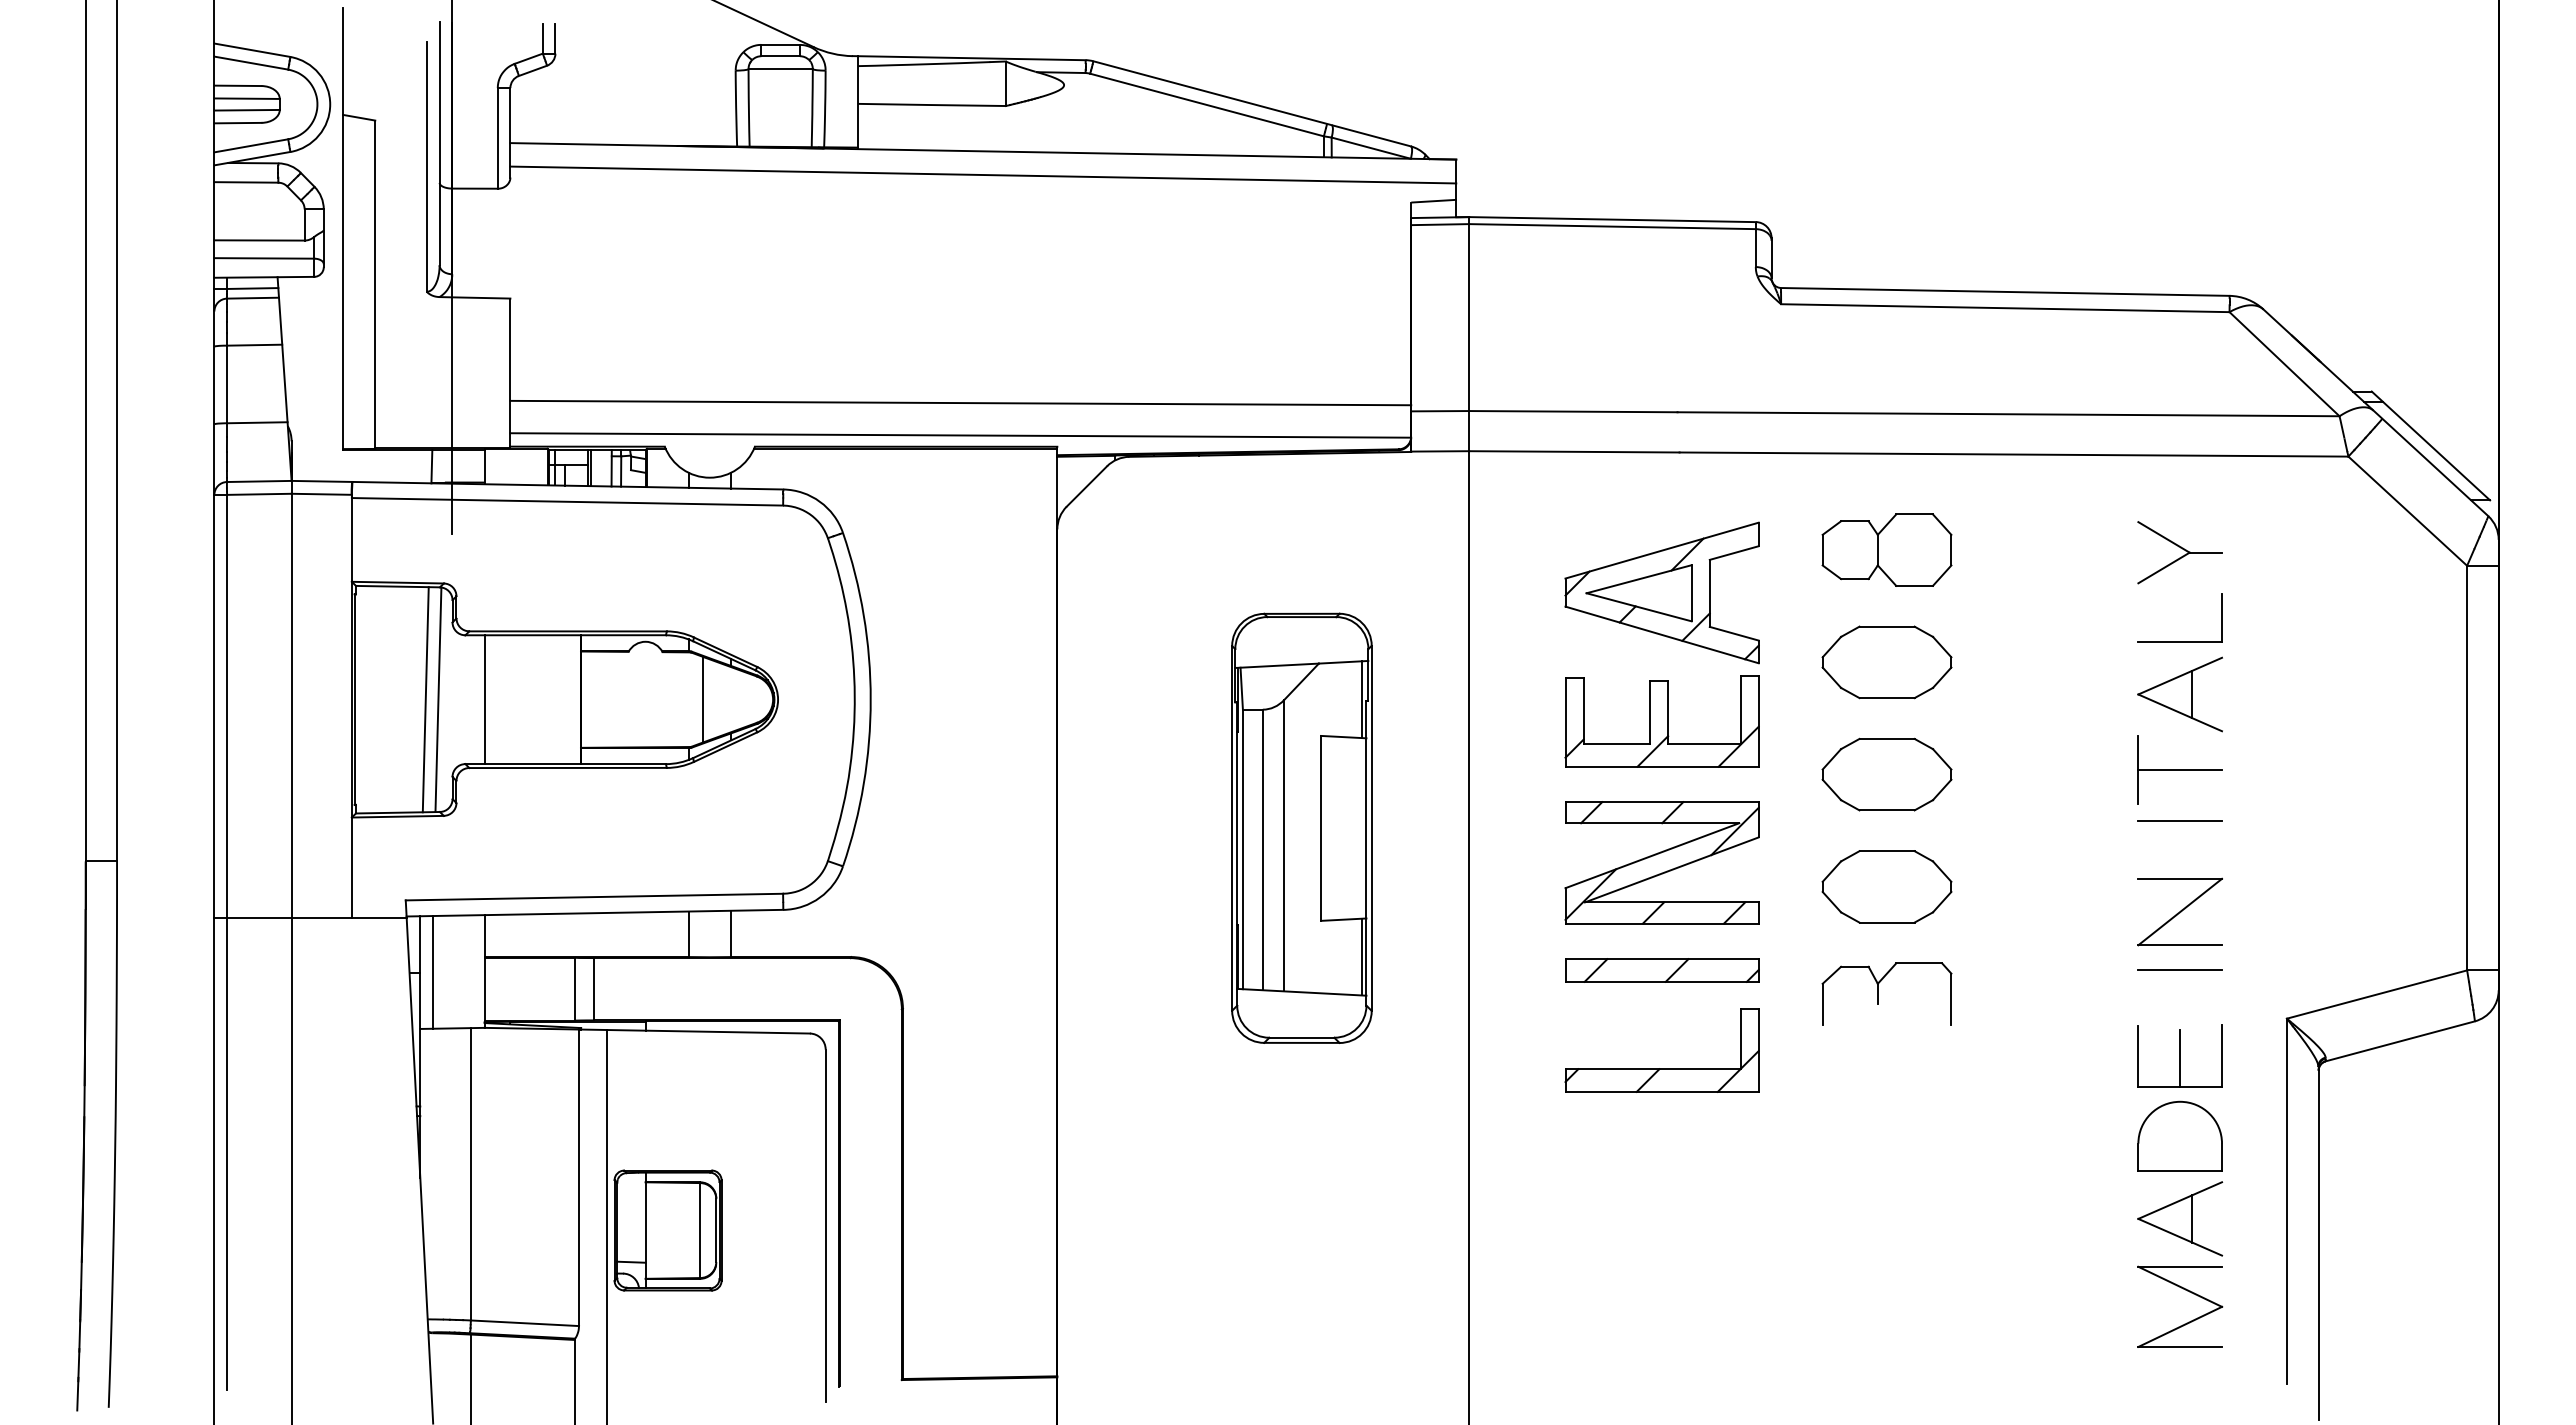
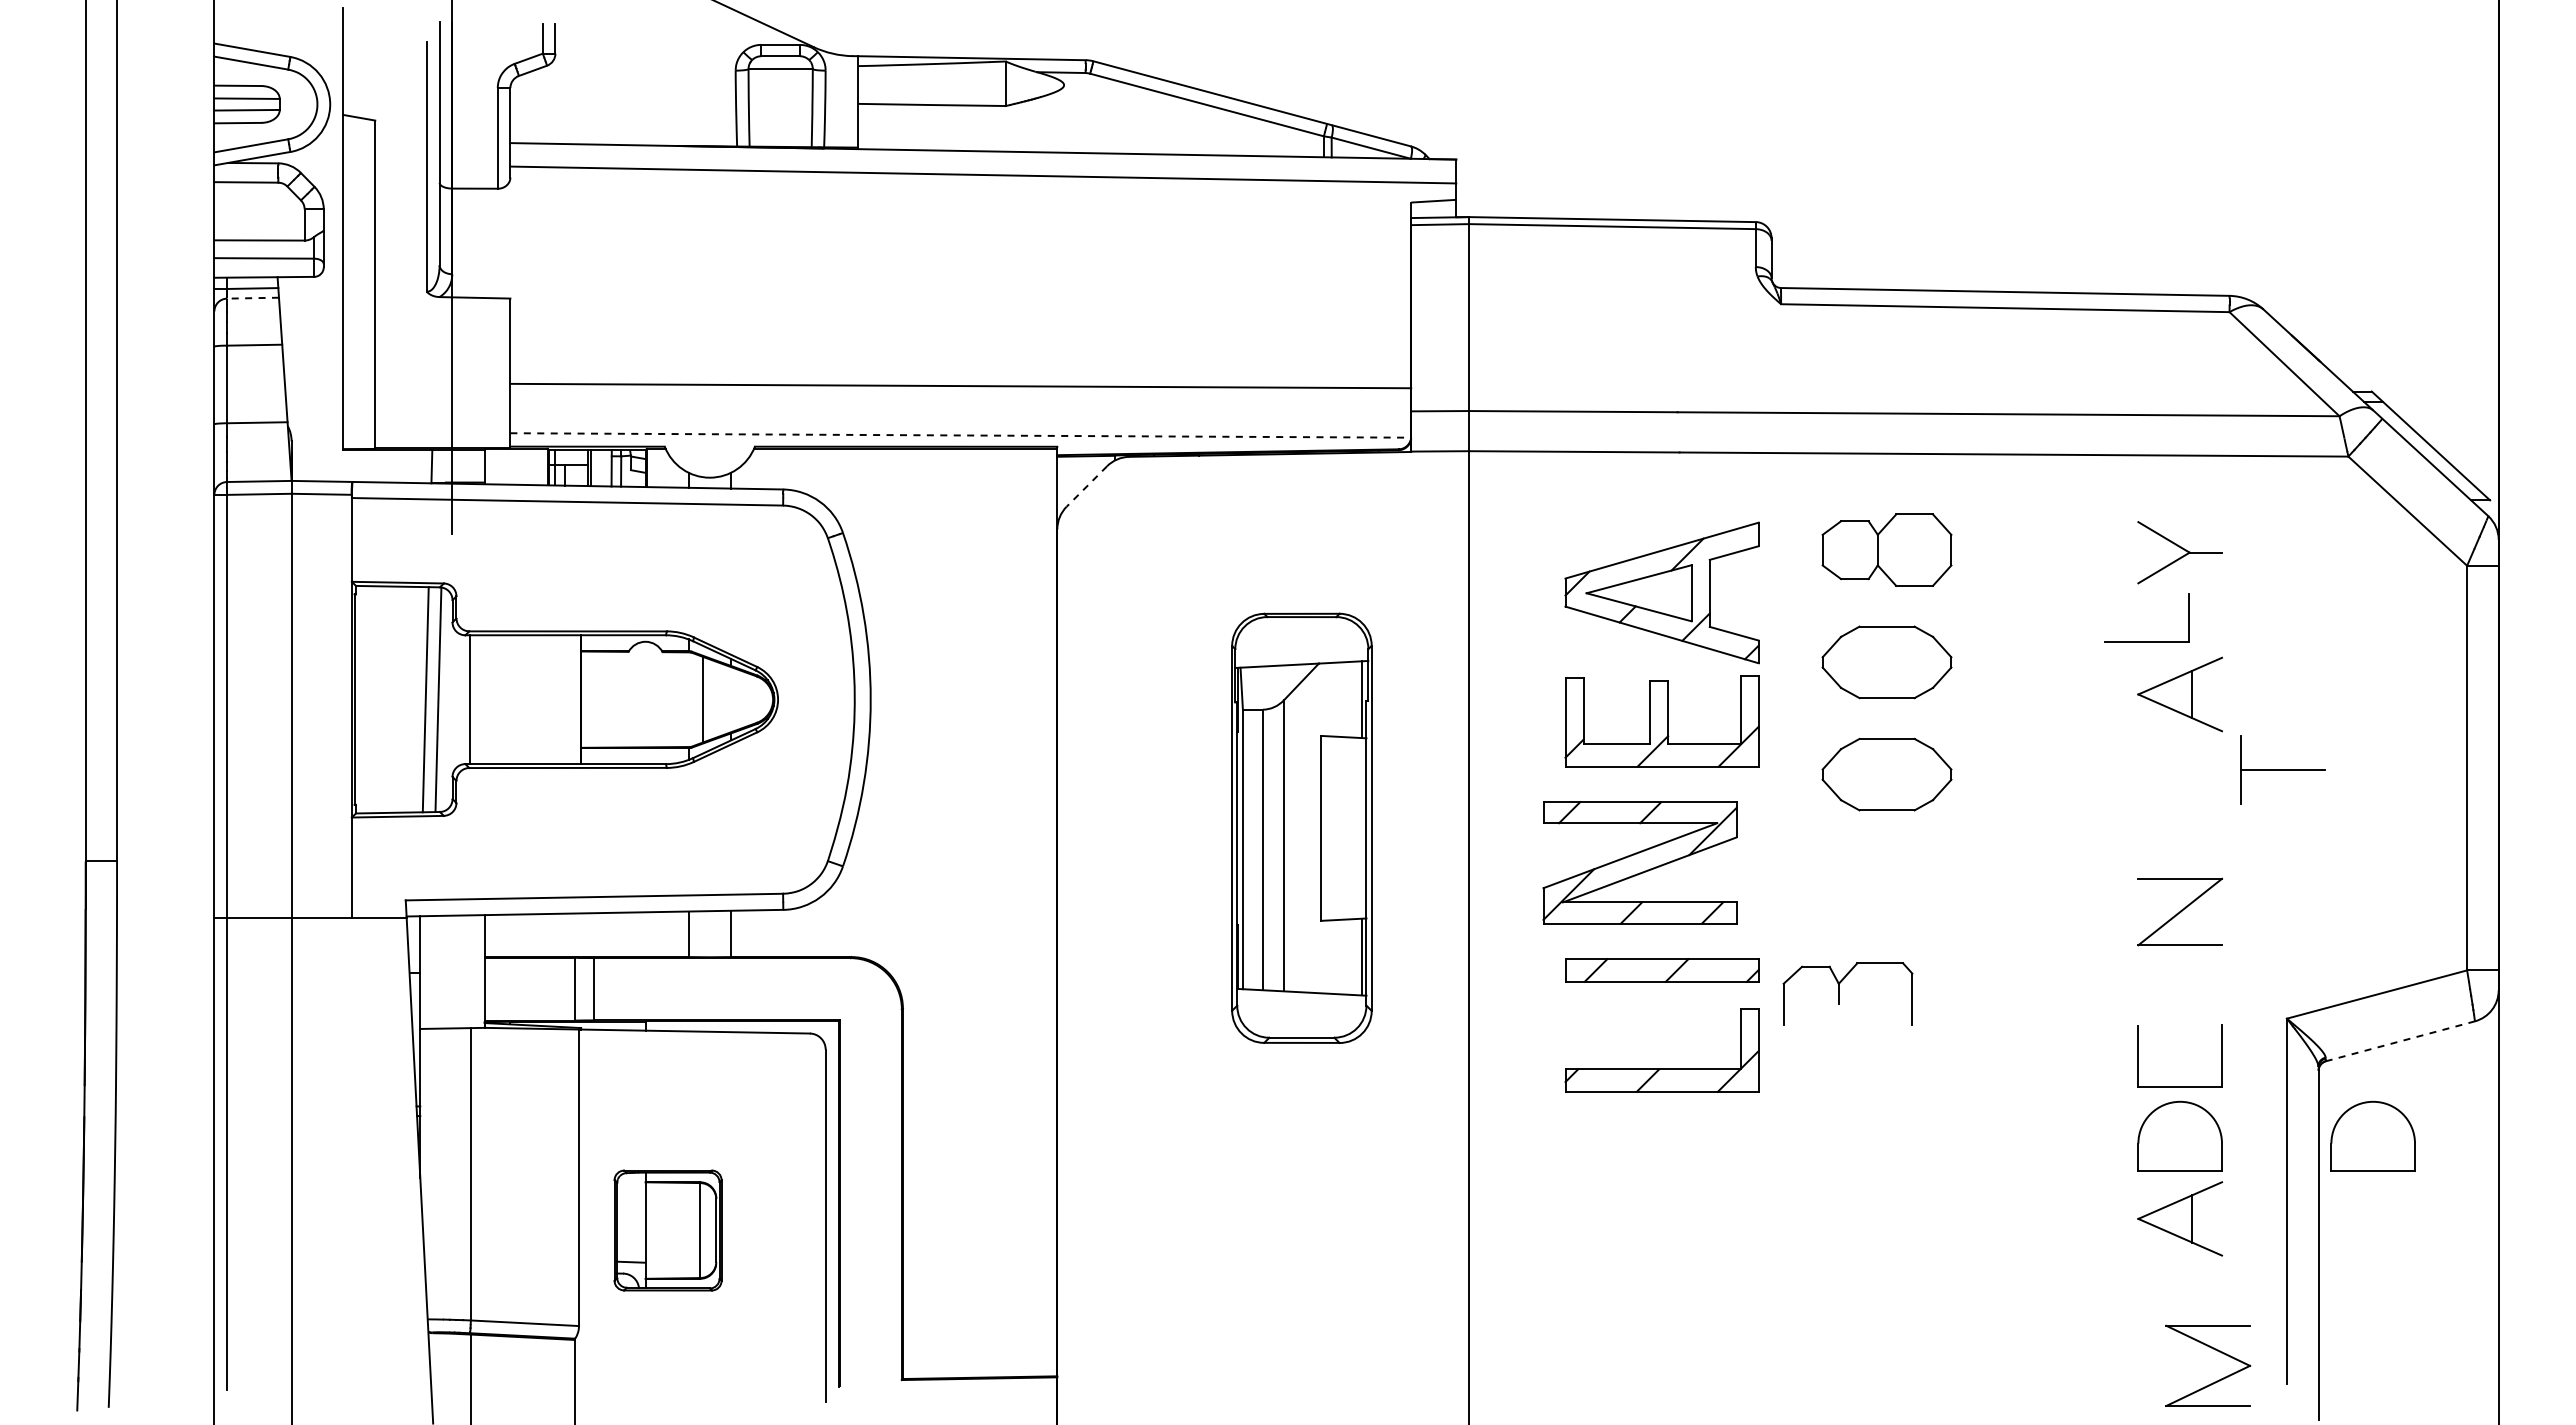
line: solid -> dashed (253, 298)
line position: (960, 402) -> (960, 385) (960, 385)
line: solid -> dashed (961, 435)
line: solid -> dashed (1086, 486)
part position: (2179, 641) -> (2146, 641) (2146, 641)
line position: (484, 699) -> (469, 699) (469, 699)
part position: (2179, 769) -> (2282, 769) (2282, 769)
line: present -> none (2180, 821)
part position: (1661, 862) -> (1639, 862) (1639, 862)
part: present -> none (1886, 886)
line: present -> none (2180, 970)
line: present -> none (432, 971)
part position: (1878, 993) -> (1839, 993) (1839, 993)
line: solid -> dashed (2400, 1041)
line: present -> none (2180, 1057)
part: none -> present (2372, 1135)
line: present -> none (606, 1225)
part position: (2187, 1291) -> (2215, 1350) (2215, 1350)
